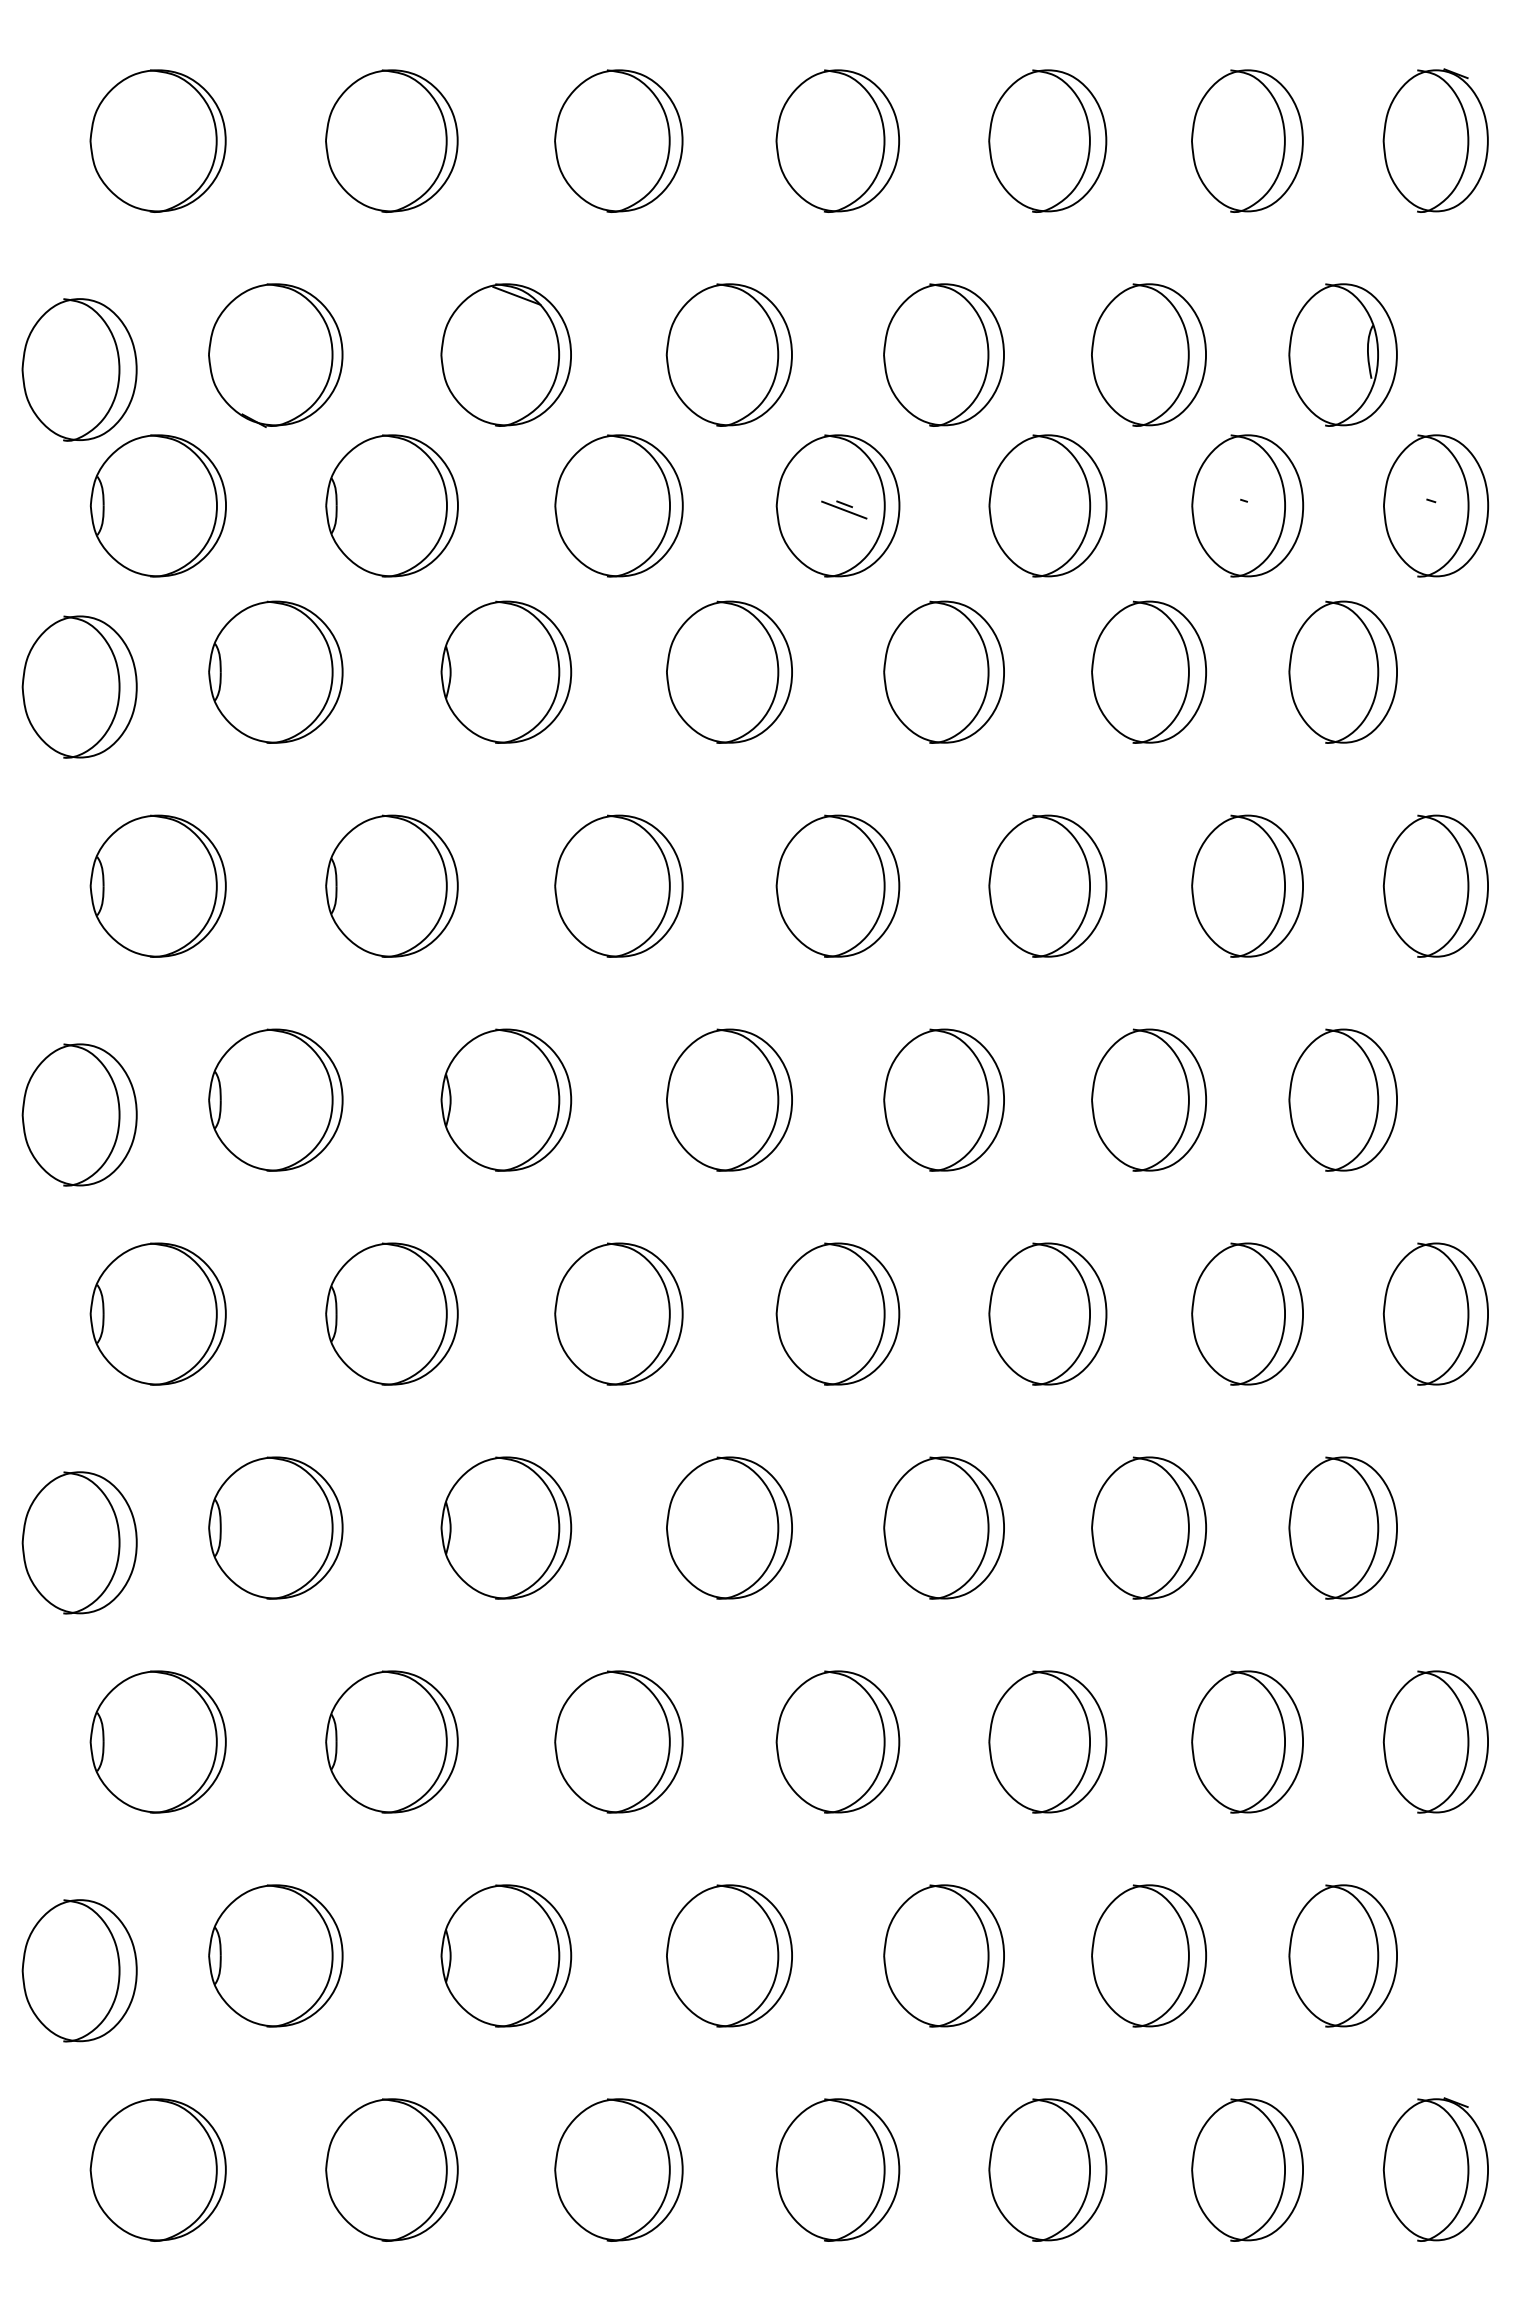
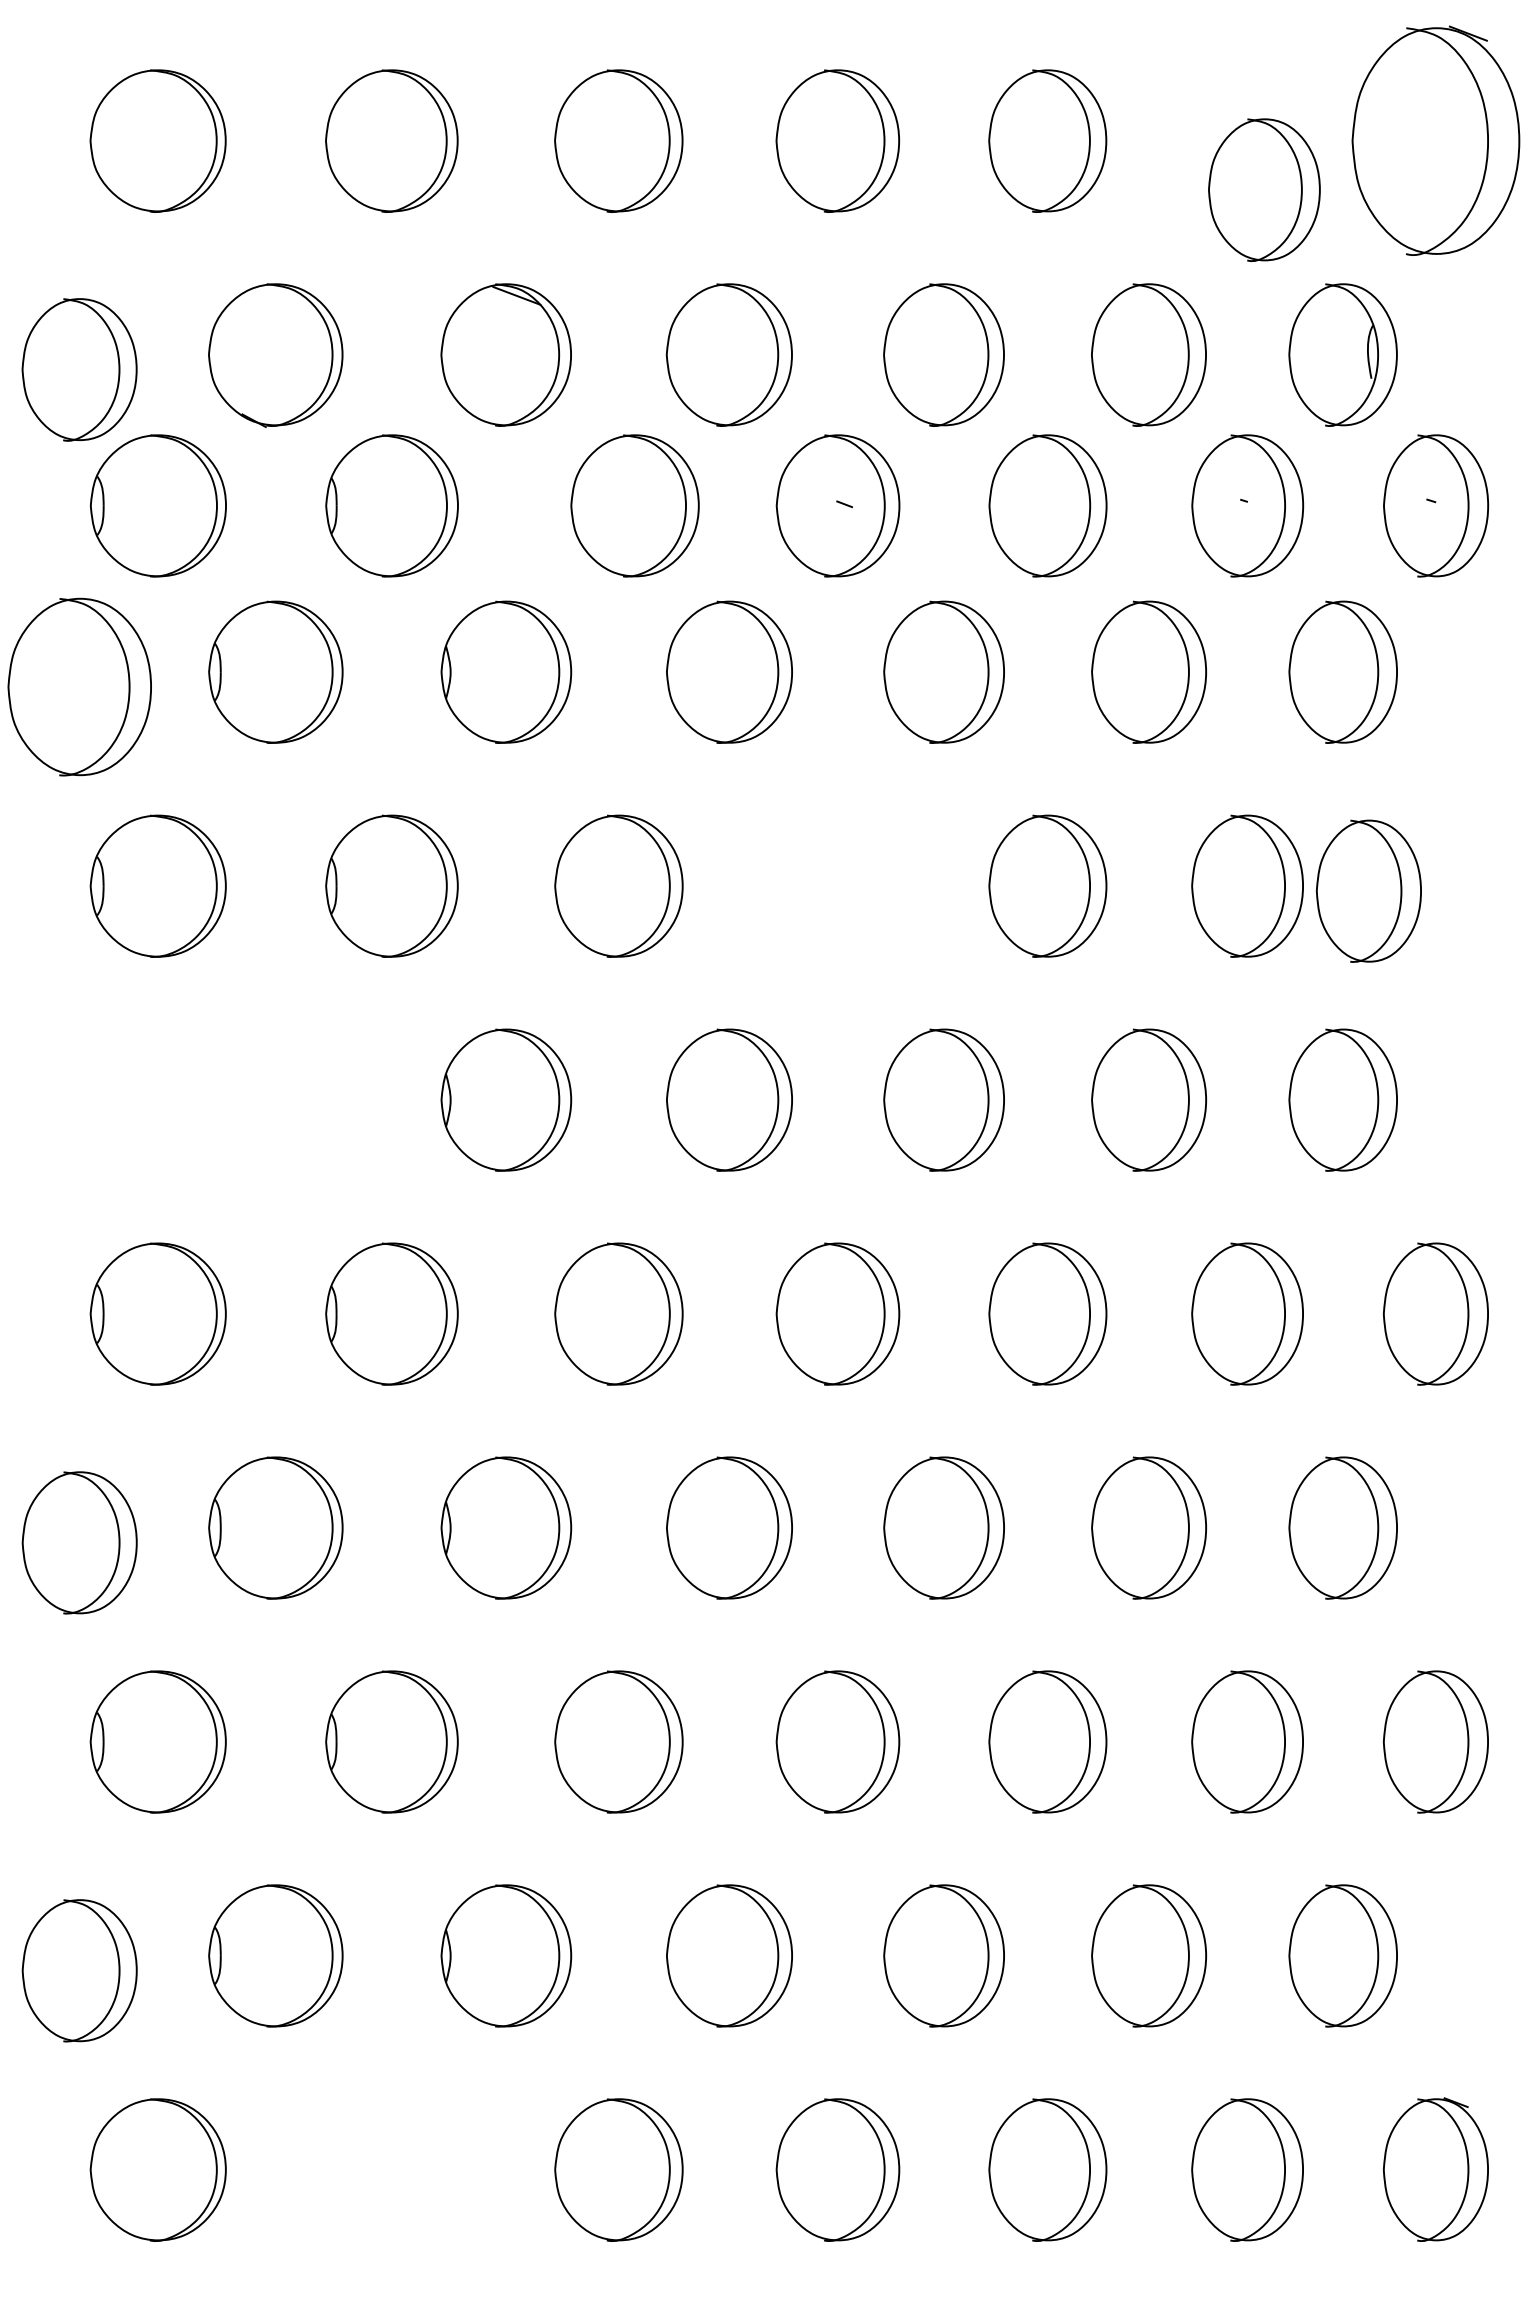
part position: (1247, 140) -> (1264, 189) (1264, 189)
part size: 107x145 px -> 170x231 px (1435, 140)
part position: (618, 505) -> (634, 505) (634, 505)
line: present -> none (844, 509)
part size: 117x144 px -> 145x180 px (79, 686)
part: present -> none (837, 885)
part position: (1435, 885) -> (1368, 890) (1368, 890)
part: present -> none (275, 1099)
part: present -> none (79, 1114)
part: present -> none (391, 2169)
